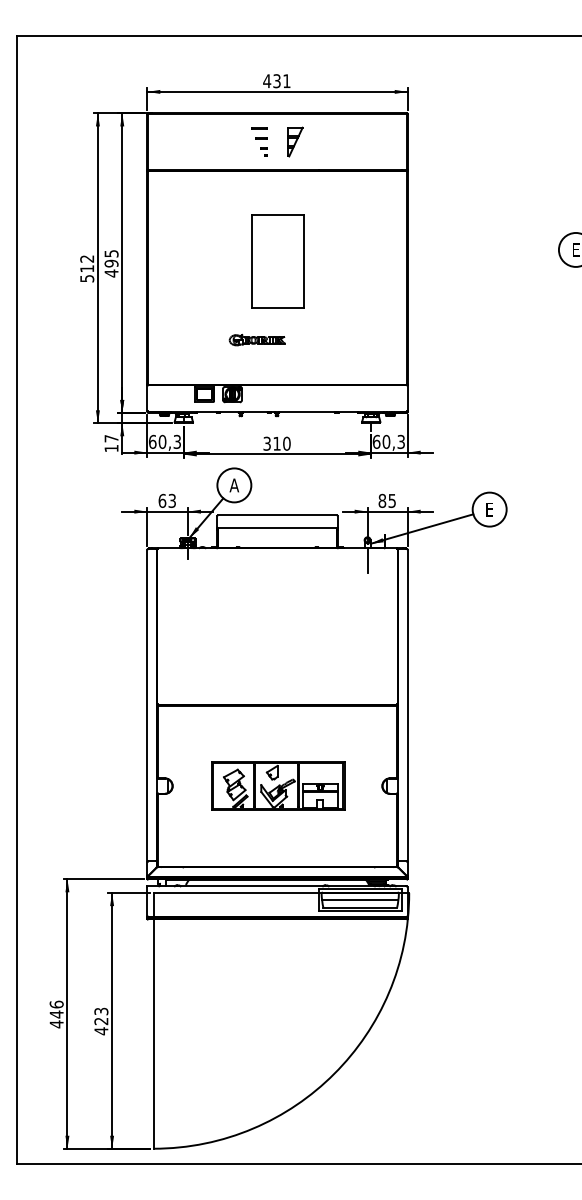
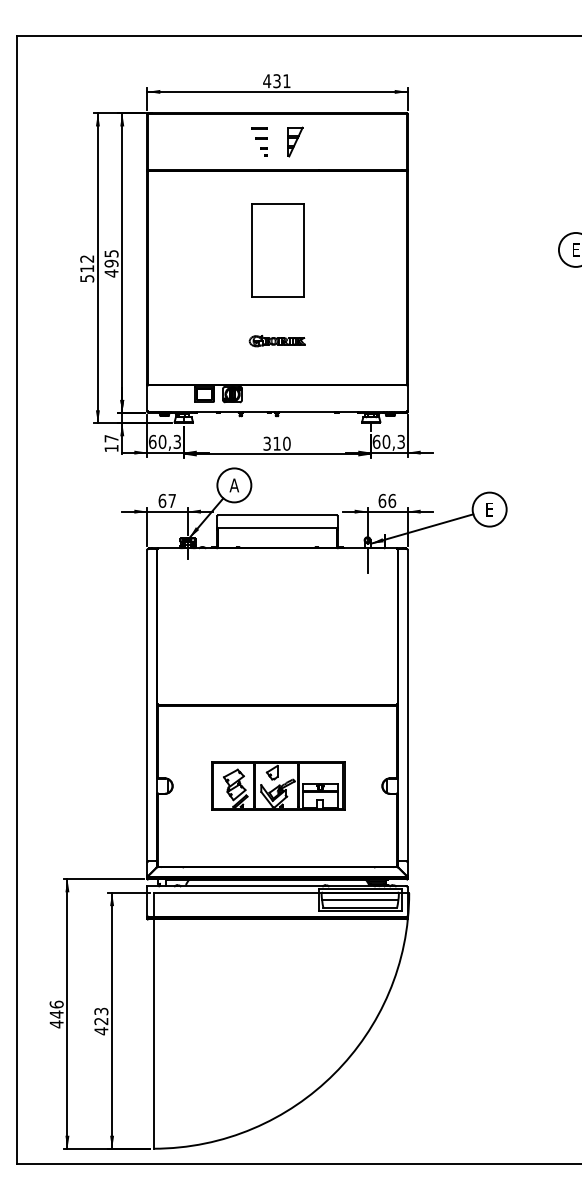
part position: (277, 261) -> (277, 250) (277, 250)
part position: (256, 340) -> (276, 341) (276, 341)
text: 63 -> 67 (171, 500)
text: 85 -> 66 (387, 500)
